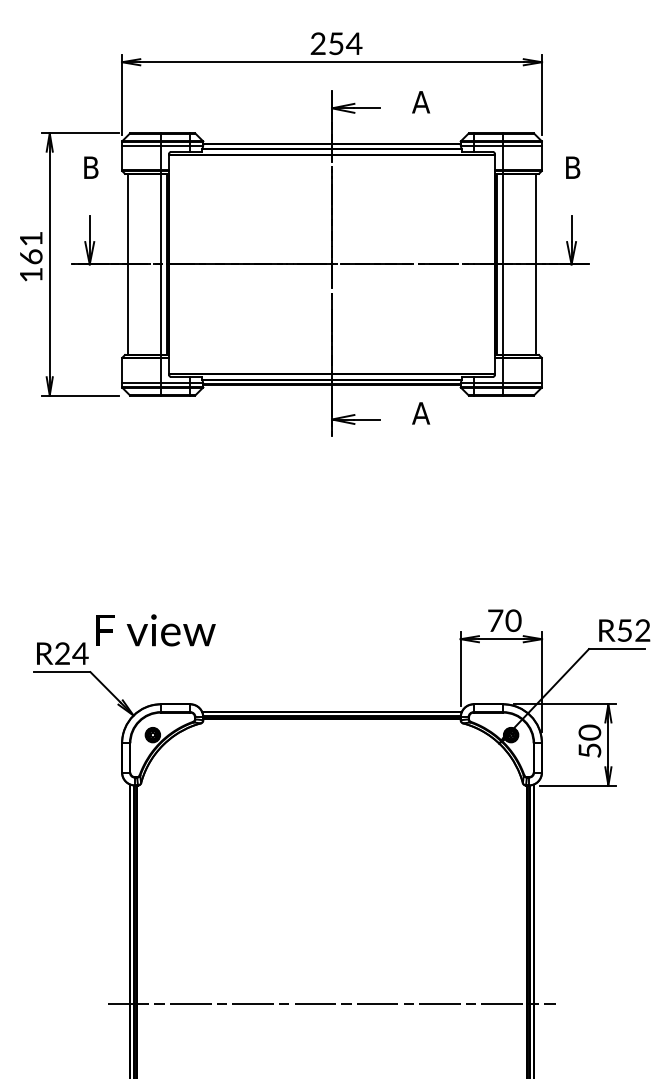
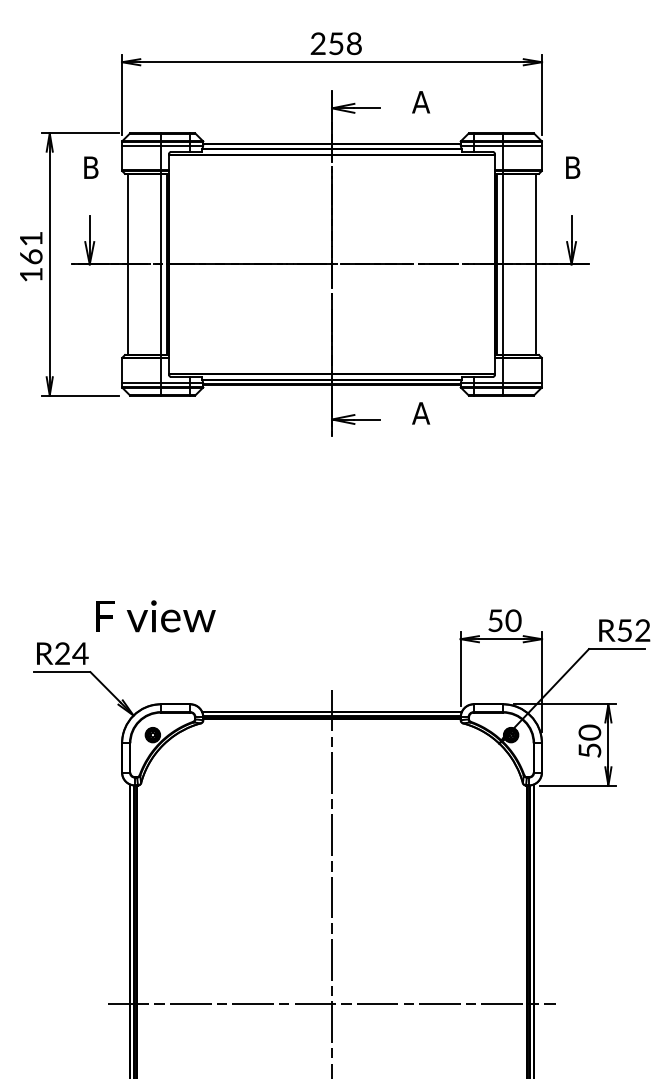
text: 254 -> 258 (353, 43)
text: 70 -> 50 (495, 620)
text position: (155, 630) -> (155, 616) (155, 616)
line: none -> present (332, 882)
